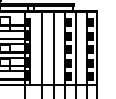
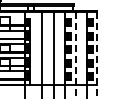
line: solid -> dashed (75, 55)
line: solid -> dashed (97, 55)
